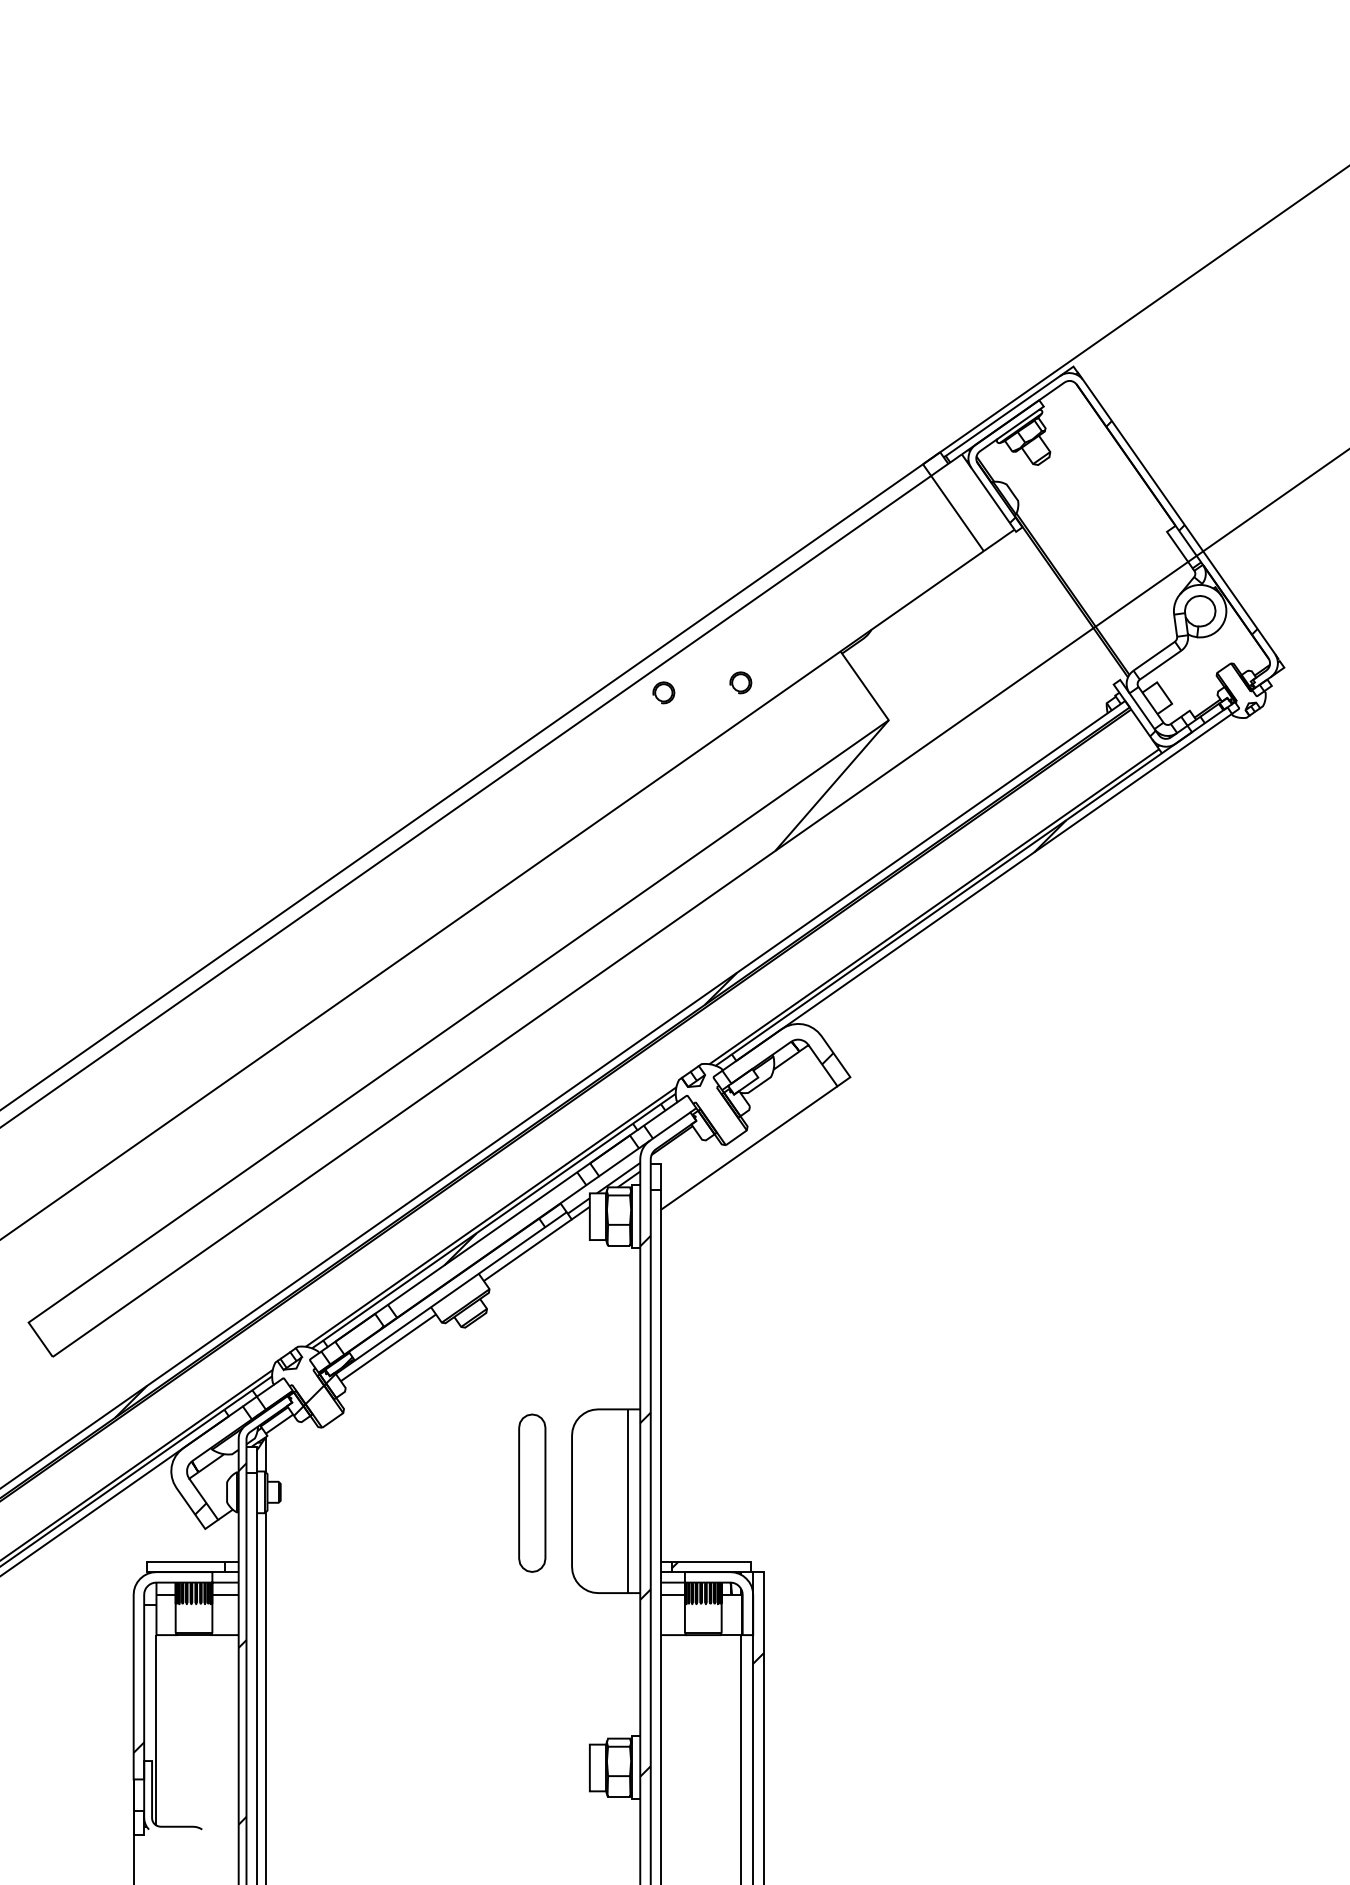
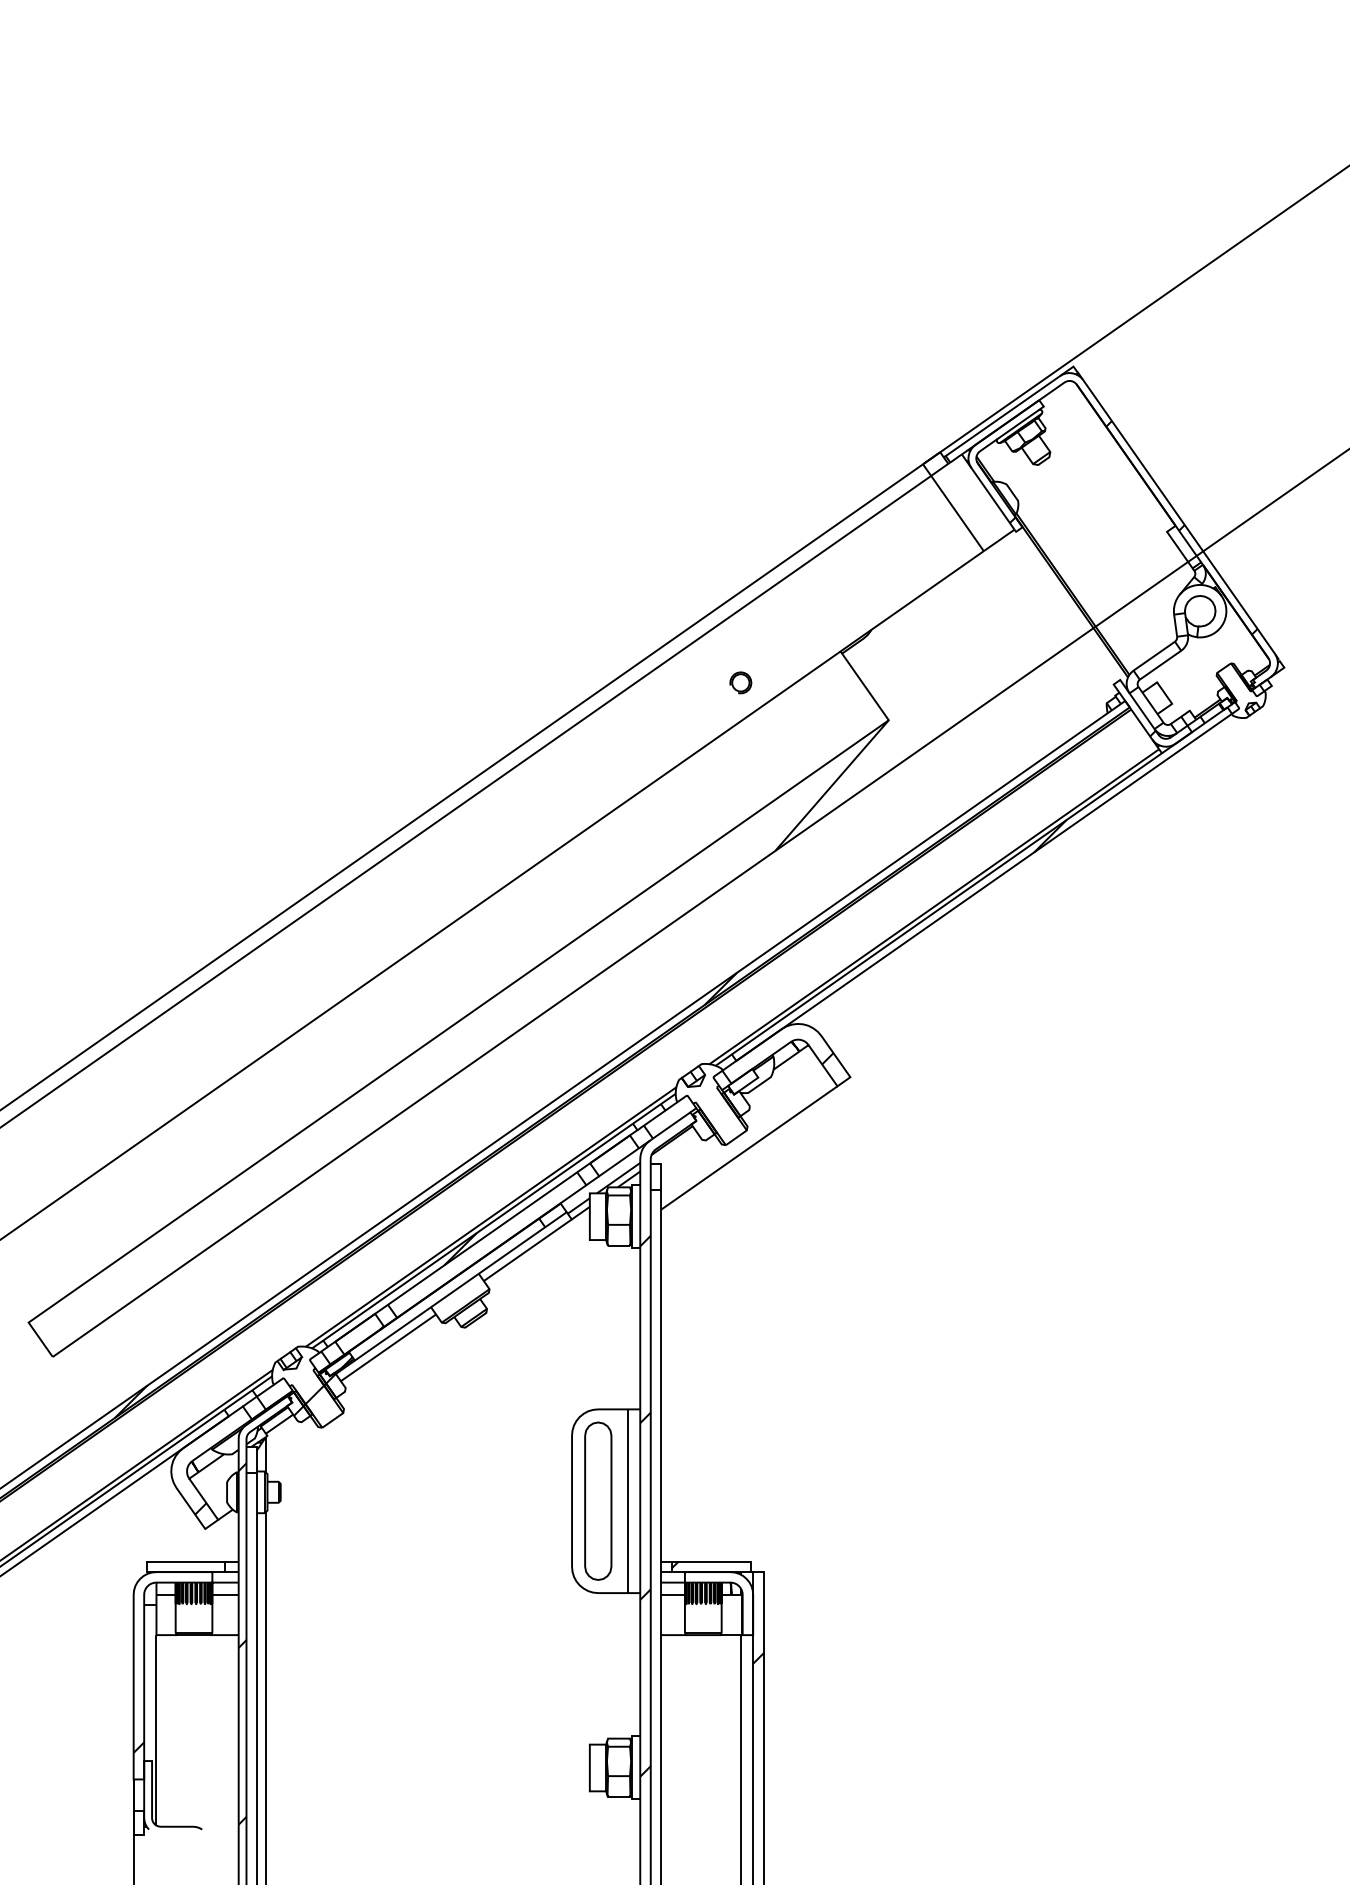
part: present -> none (663, 692)
part position: (532, 1492) -> (598, 1500) (598, 1500)
